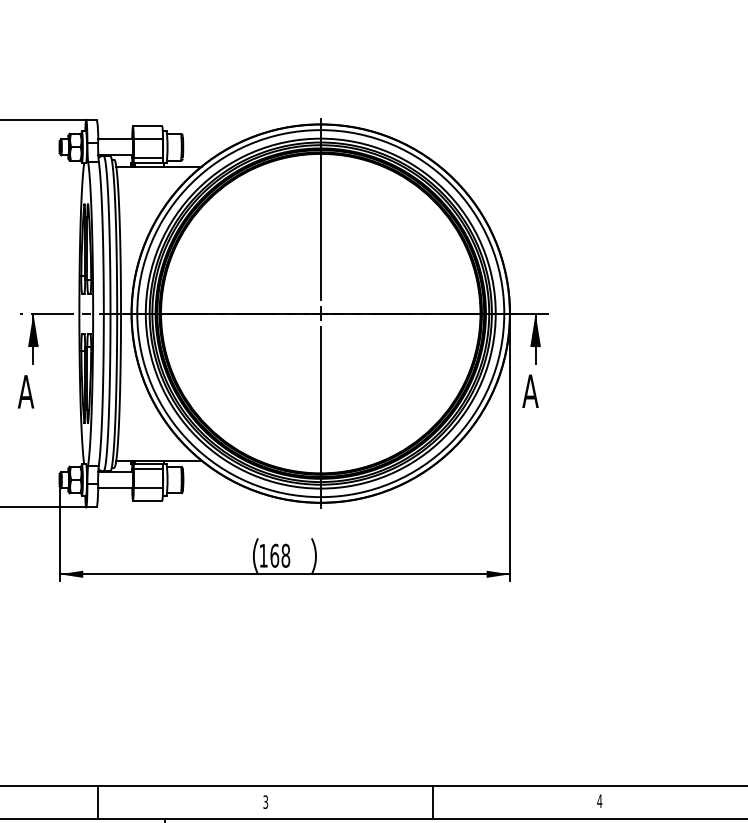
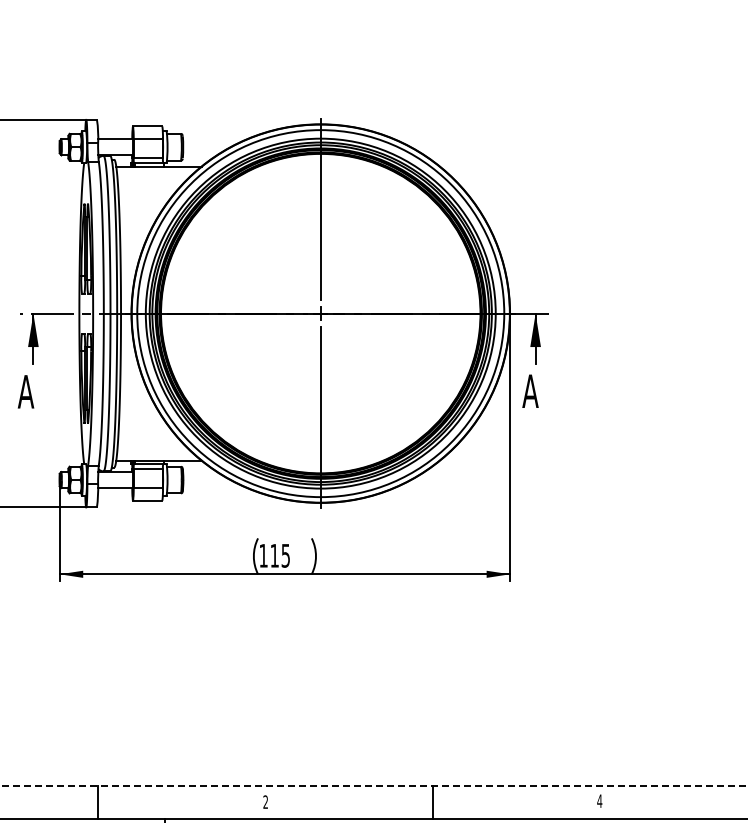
text: 168 -> 115 (280, 555)
line: solid -> dashed (374, 785)
text: 3 -> 2 (265, 802)
